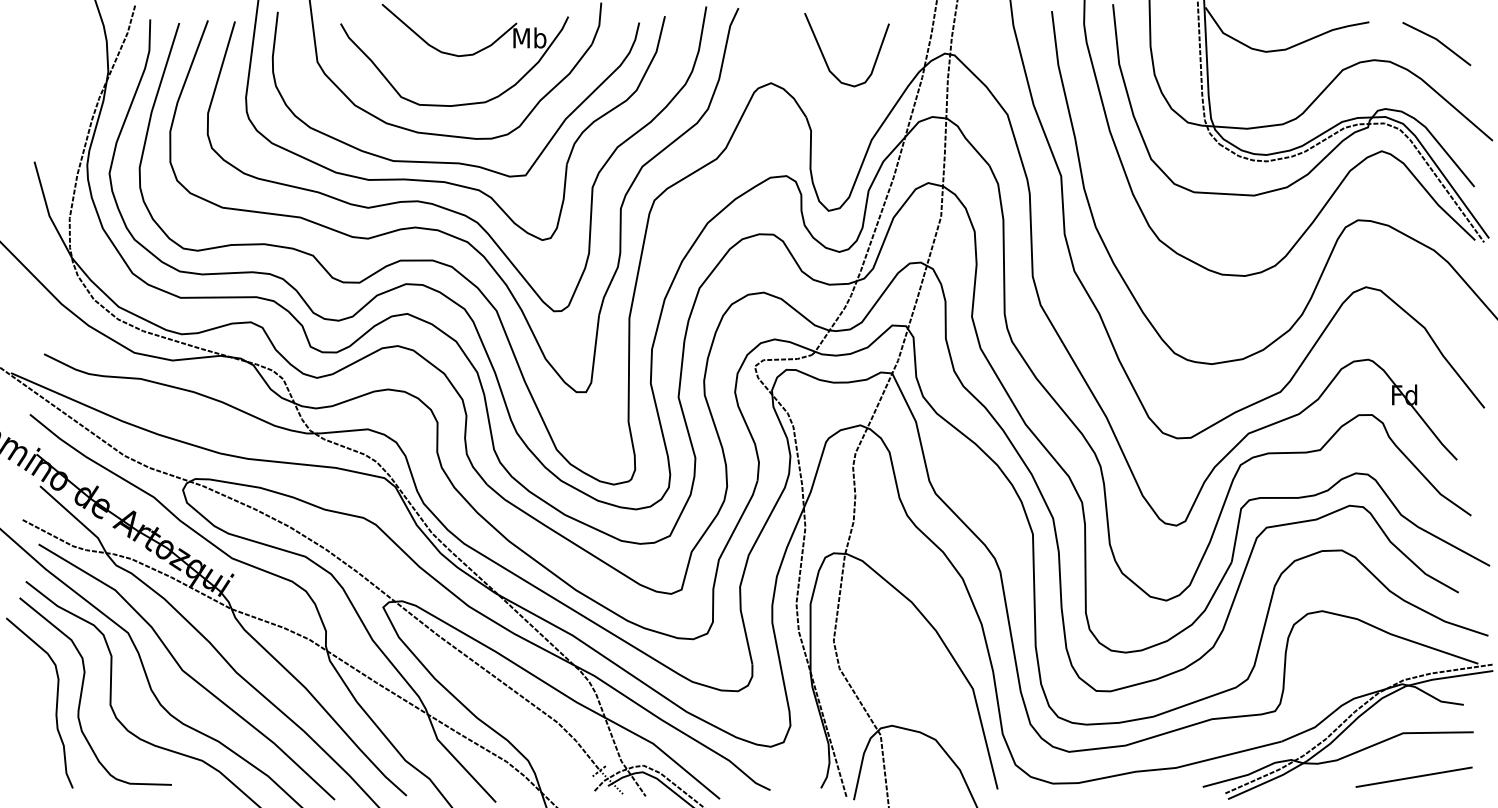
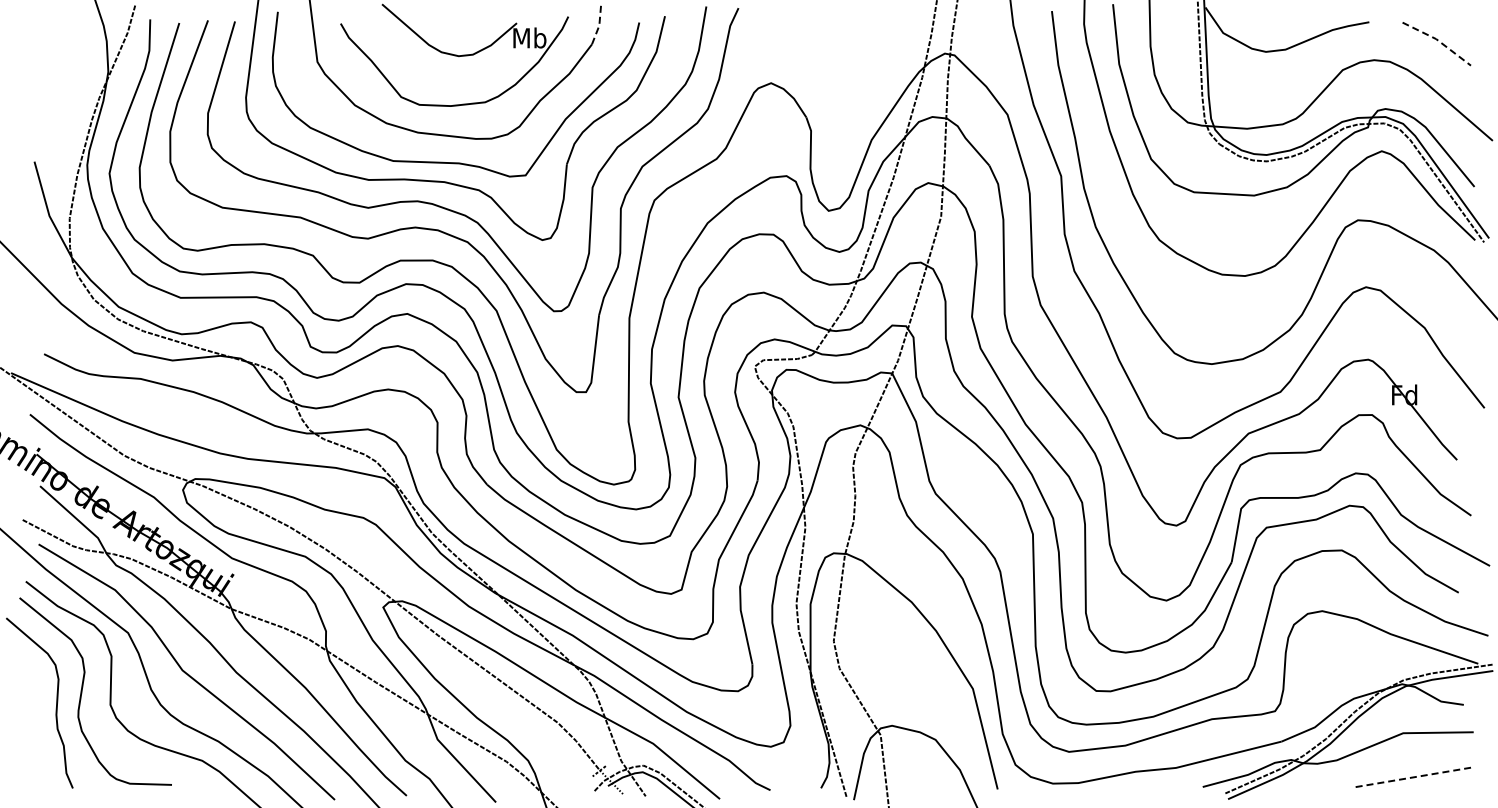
line: solid -> dashed (599, 24)
line: solid -> dashed (1438, 40)
curve: present -> none (826, 60)
line: solid -> dashed (1414, 777)
